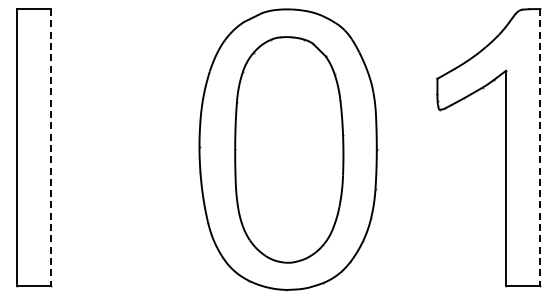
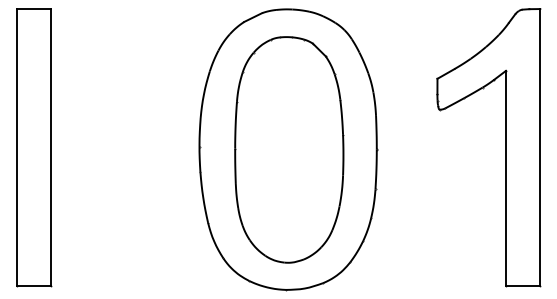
line: dashed -> solid (51, 147)
line: dashed -> solid (540, 147)
